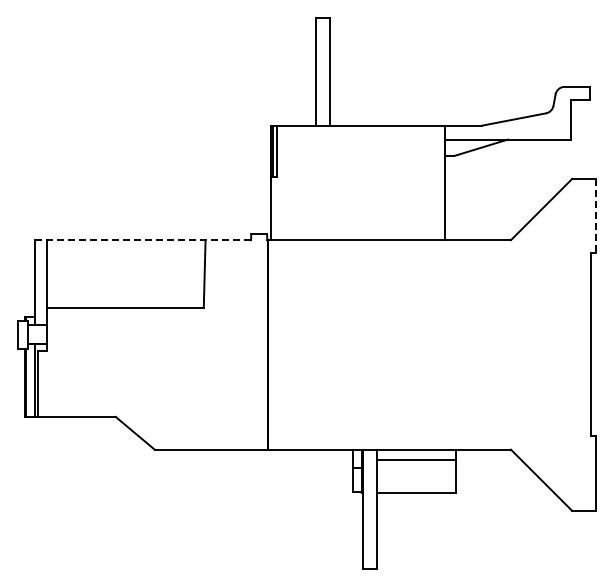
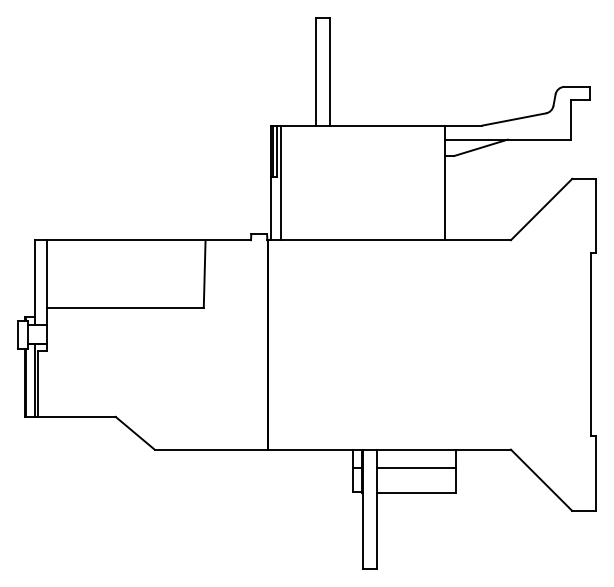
line: none -> present (281, 182)
line: dashed -> solid (595, 216)
line: dashed -> solid (143, 240)
line position: (415, 460) -> (415, 468) (415, 468)
